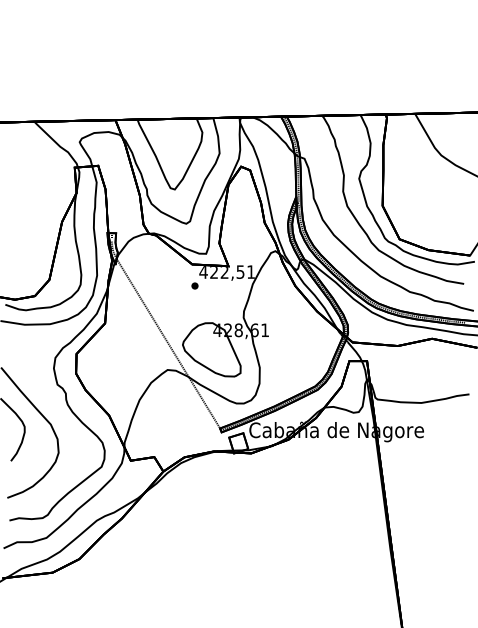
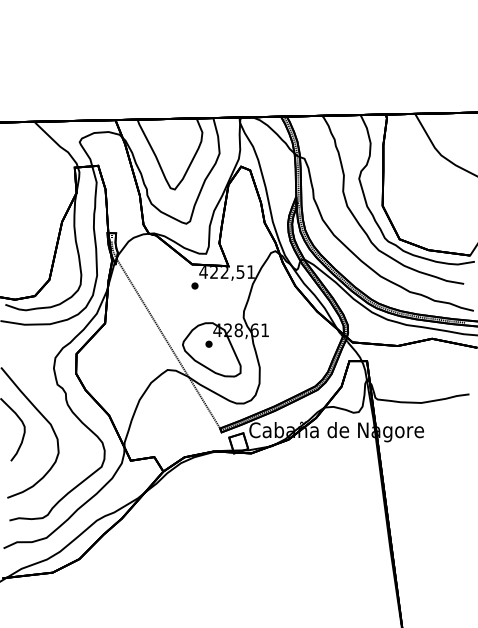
part: none -> present (208, 343)
